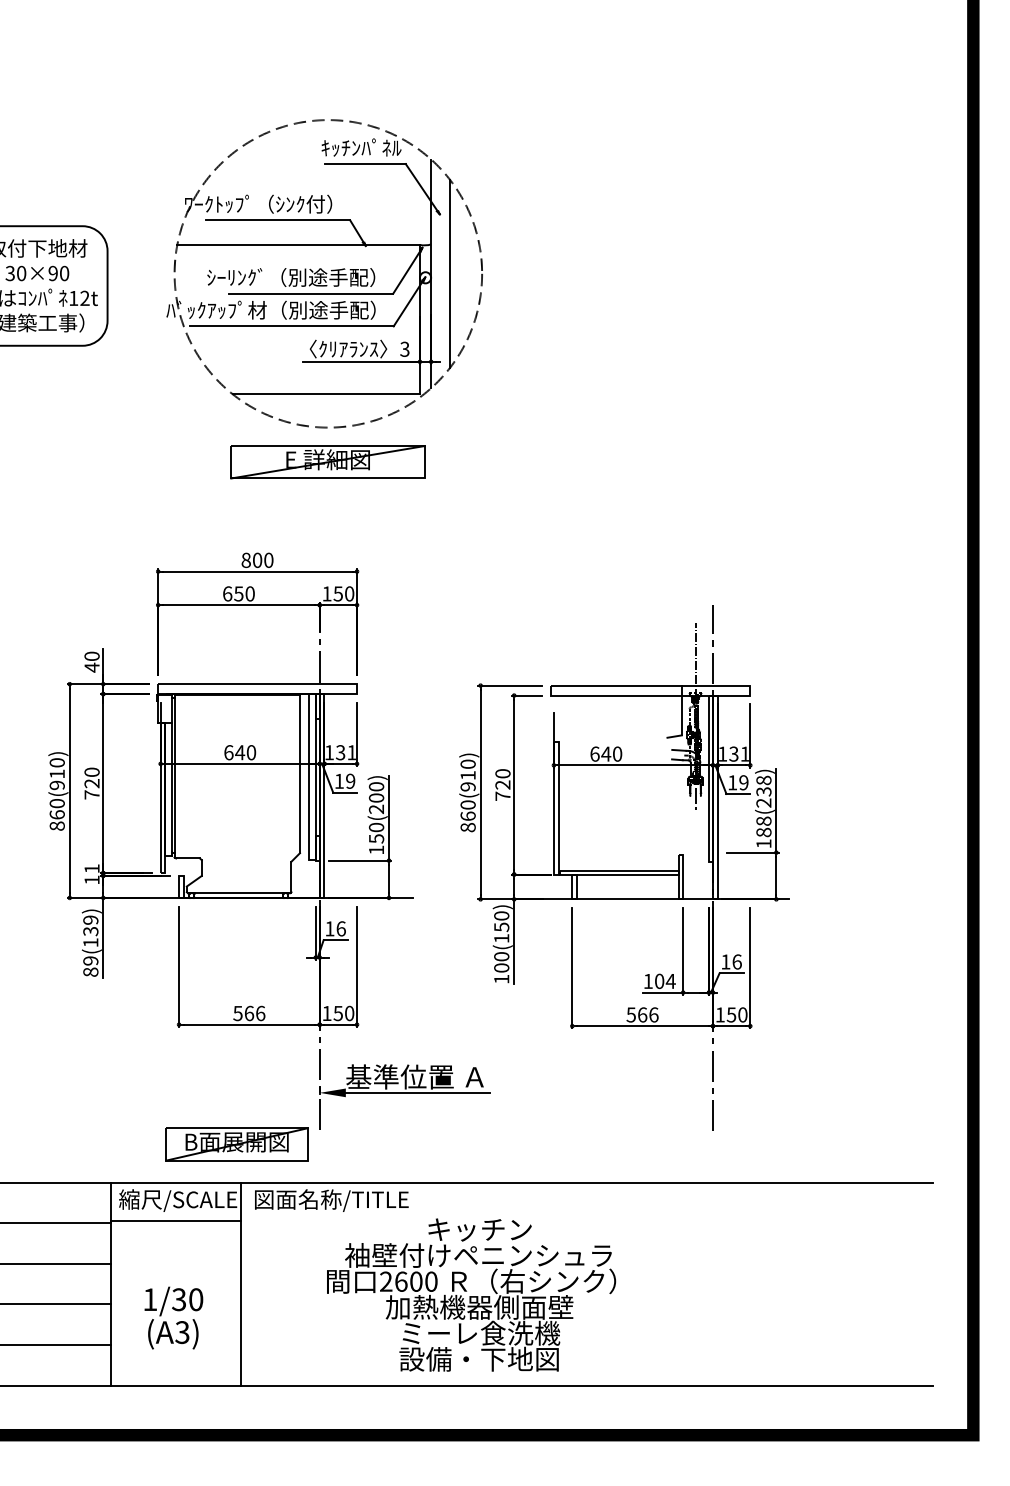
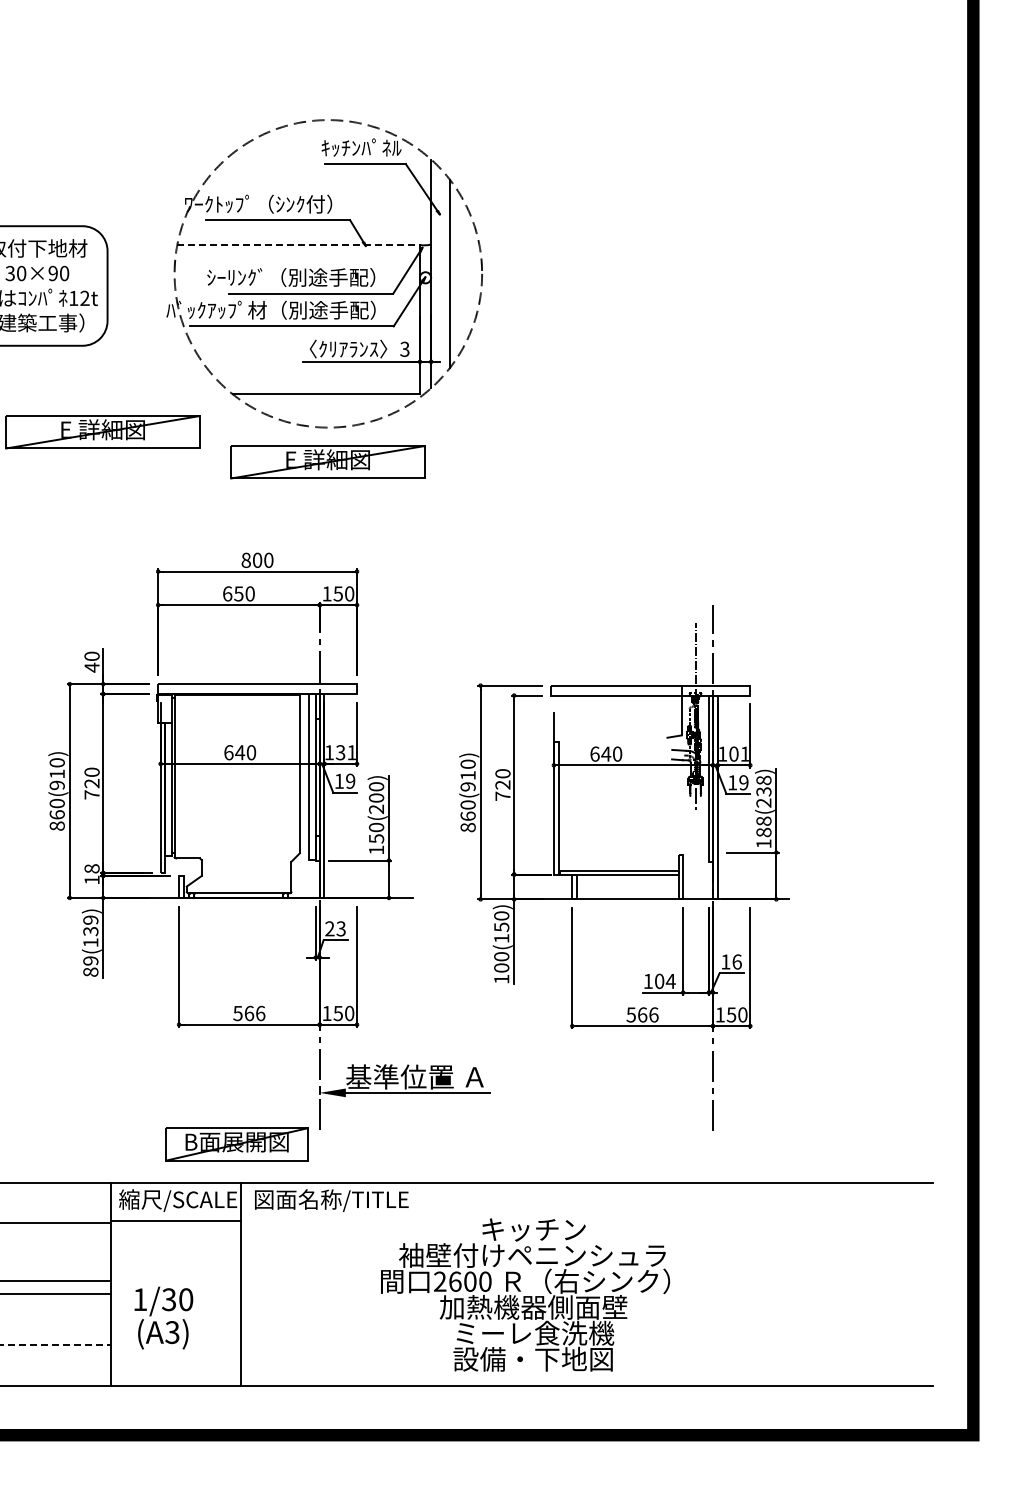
line: solid -> dashed (299, 244)
part: none -> present (102, 432)
text: 131 -> 101 (733, 753)
text: 11 -> 18 (91, 868)
text: 16 -> 23 (335, 928)
line position: (56, 1263) -> (56, 1293) (56, 1293)
text position: (471, 1294) -> (525, 1294) (525, 1294)
line position: (56, 1304) -> (56, 1281) (56, 1281)
text position: (173, 1317) -> (163, 1317) (163, 1317)
line: solid -> dashed (56, 1345)
